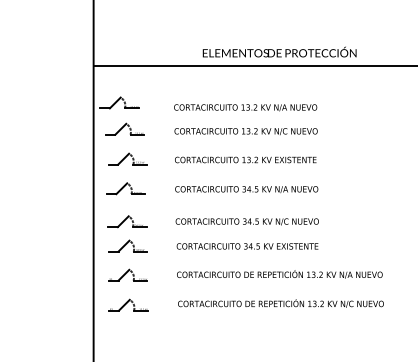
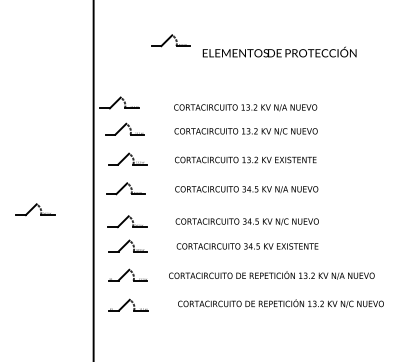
part: none -> present (170, 40)
line: present -> none (254, 66)
part: none -> present (35, 209)
text position: (279, 274) -> (271, 275) (271, 275)
